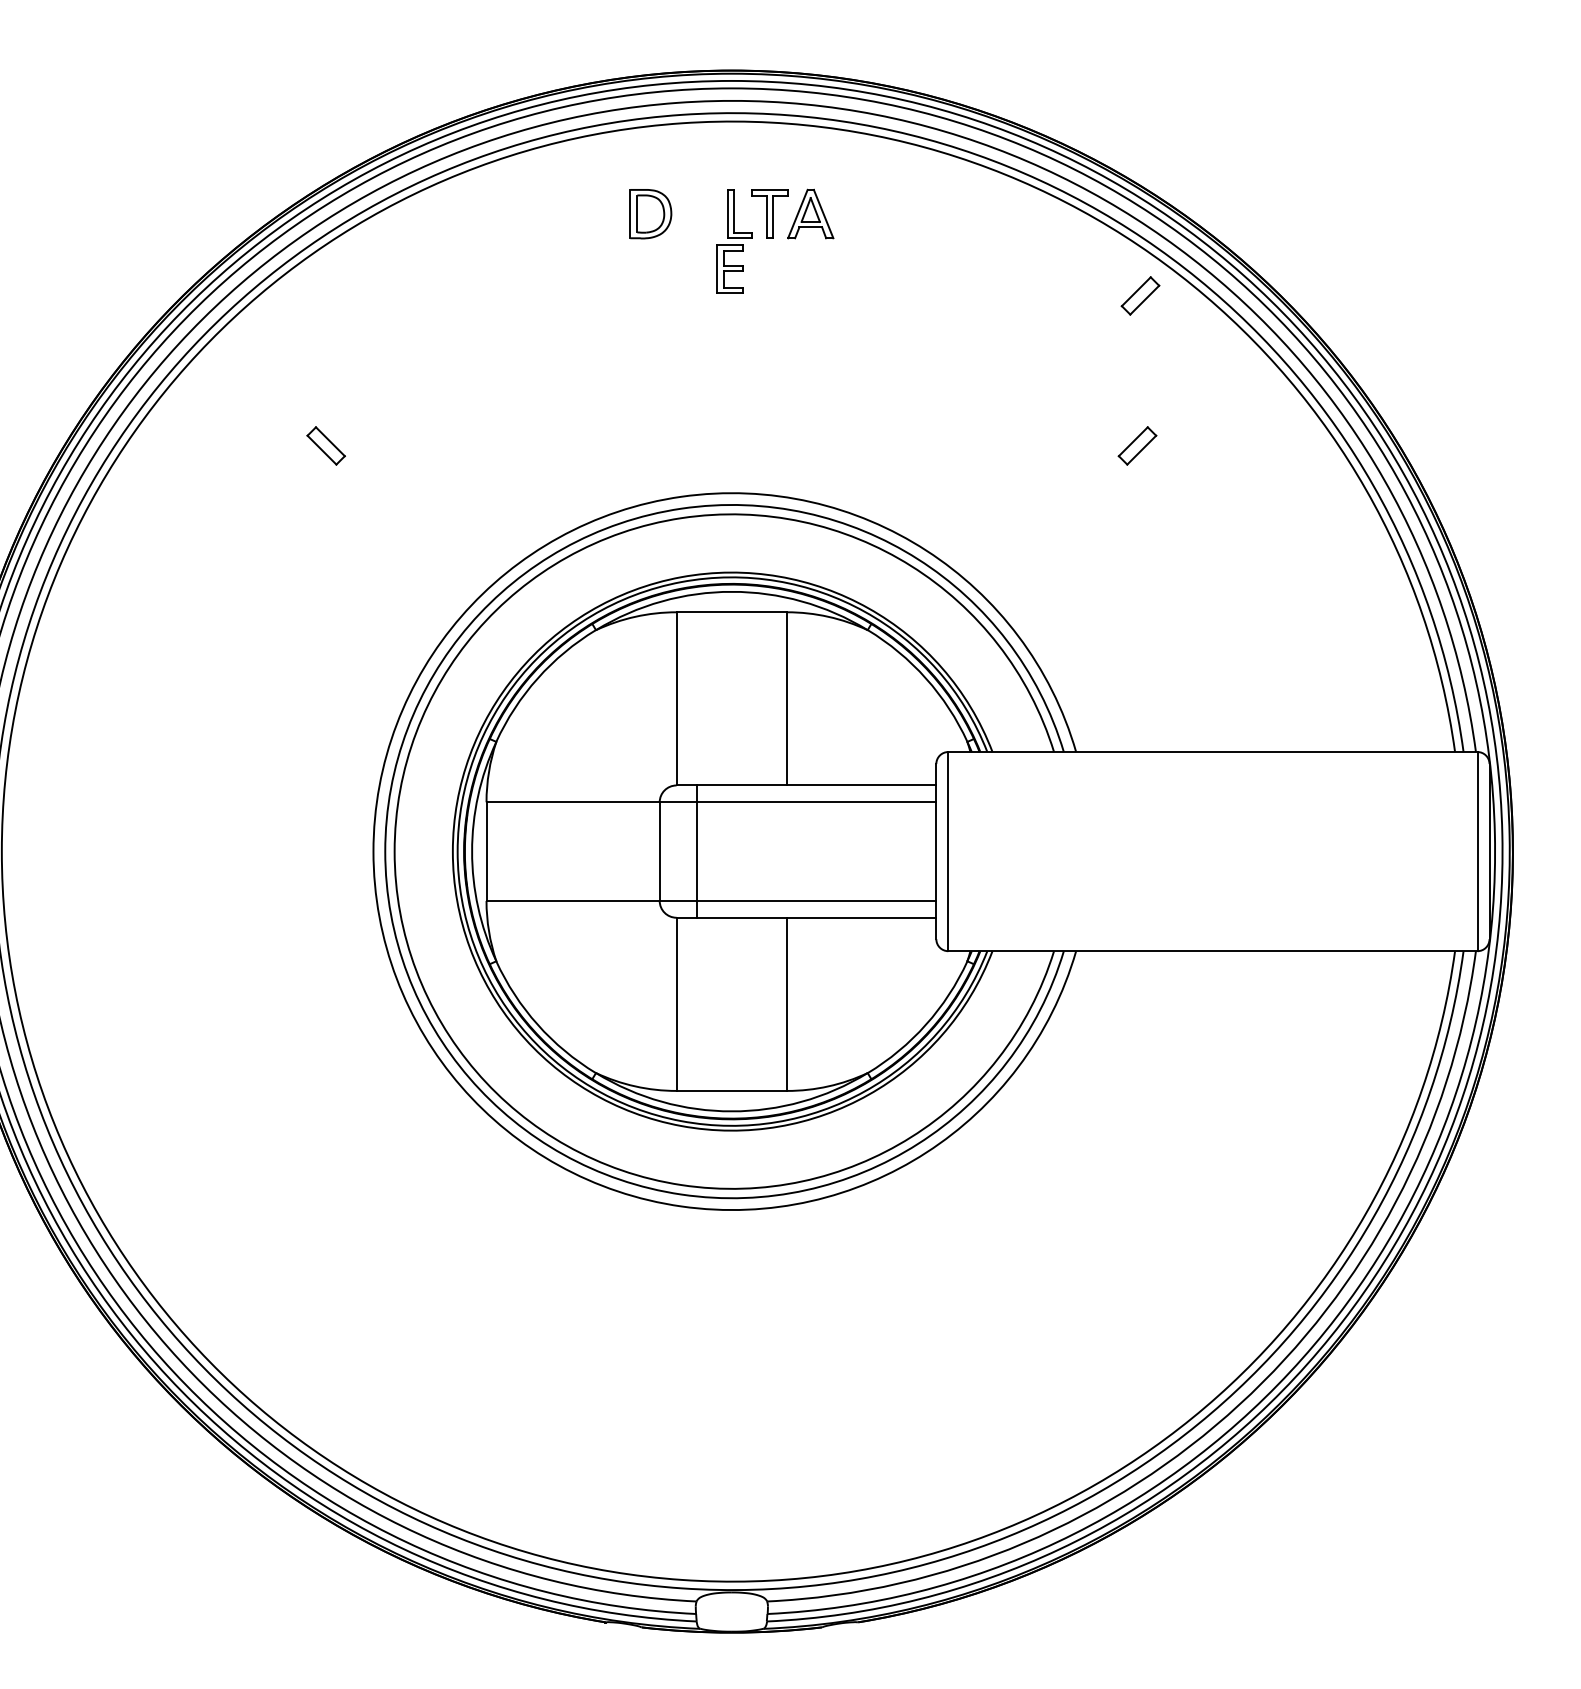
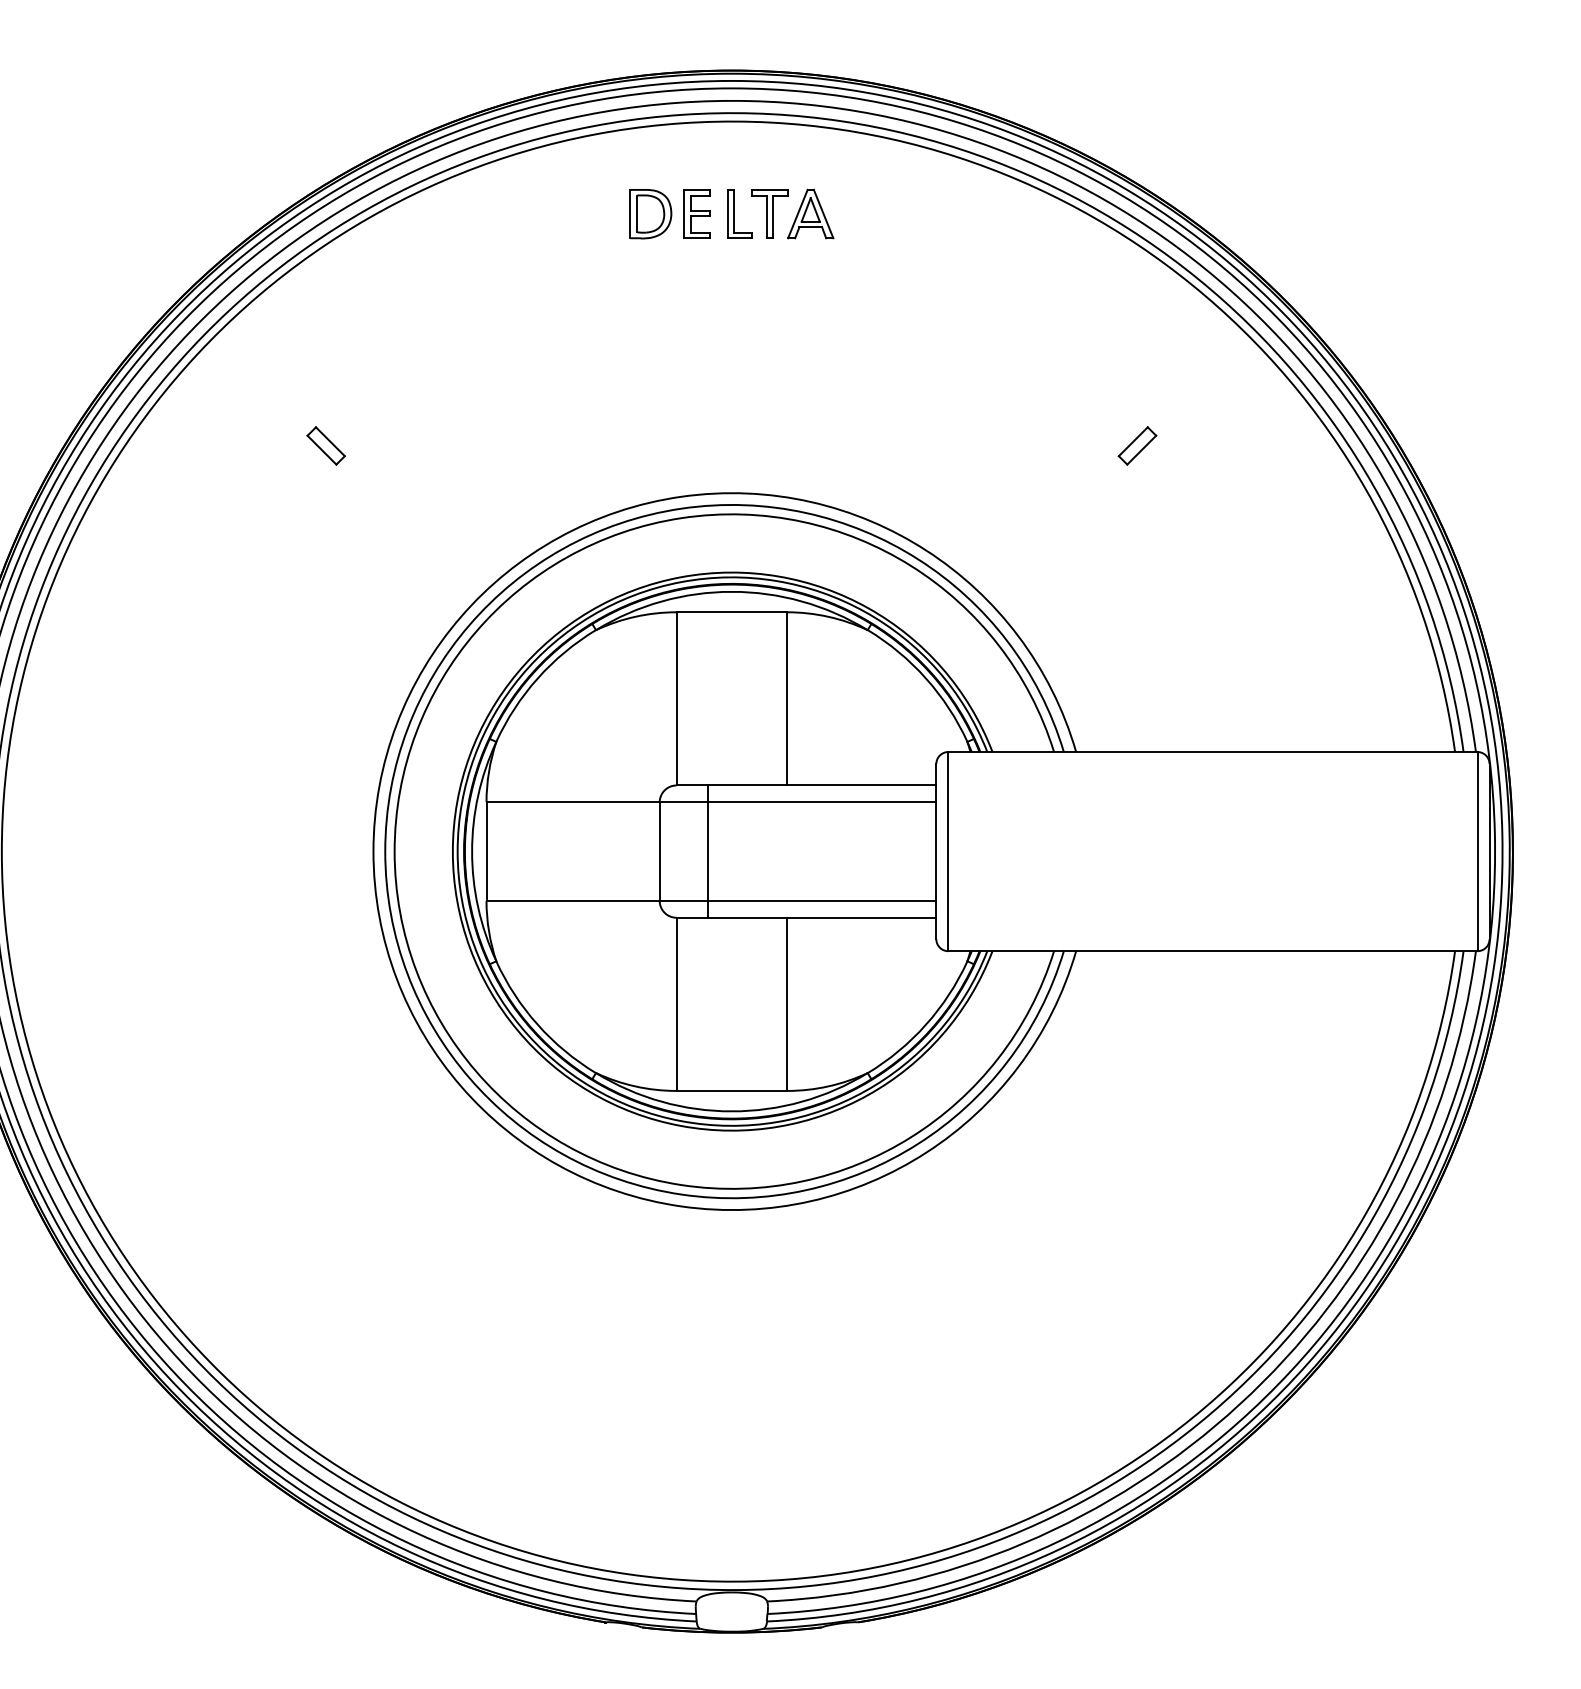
part position: (729, 268) -> (696, 213) (696, 213)
part: present -> none (1140, 295)
line position: (696, 851) -> (707, 851) (707, 851)
